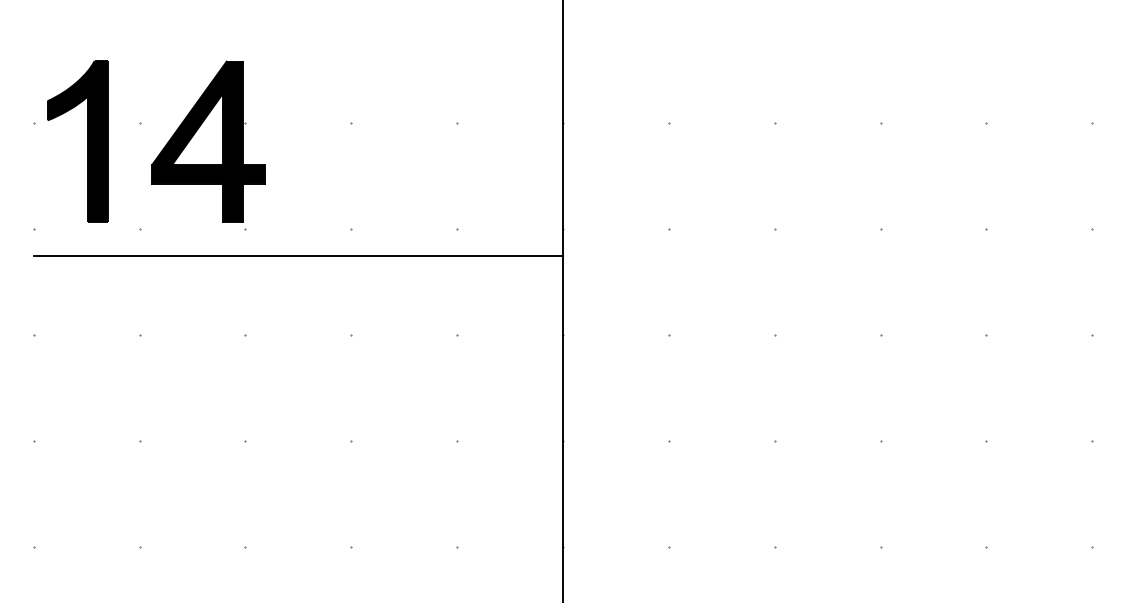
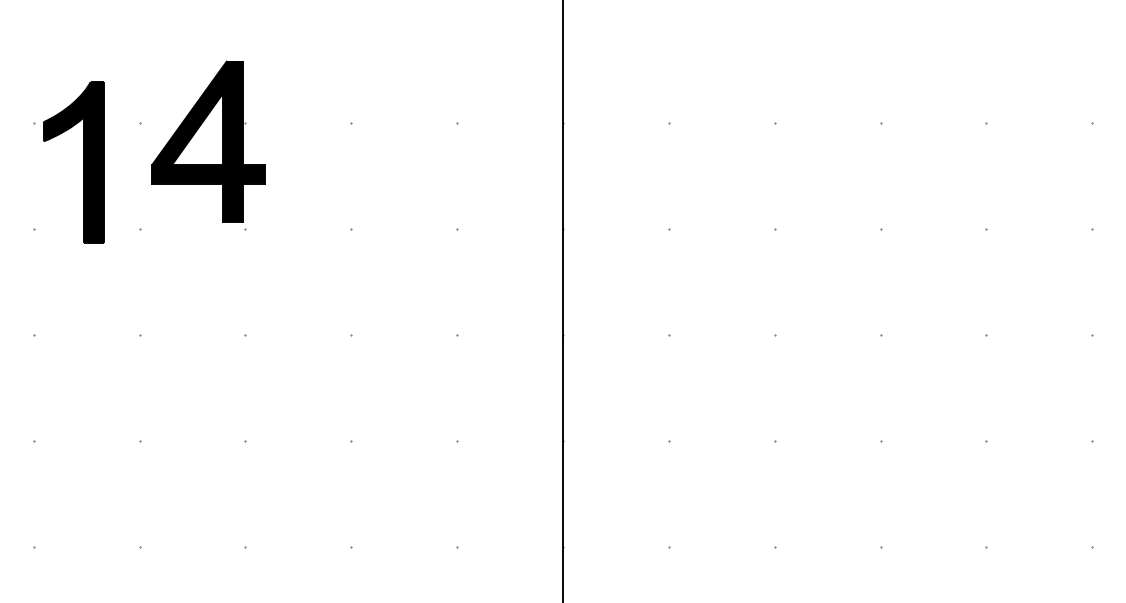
part position: (87, 141) -> (83, 162) (83, 162)
line: present -> none (297, 256)
